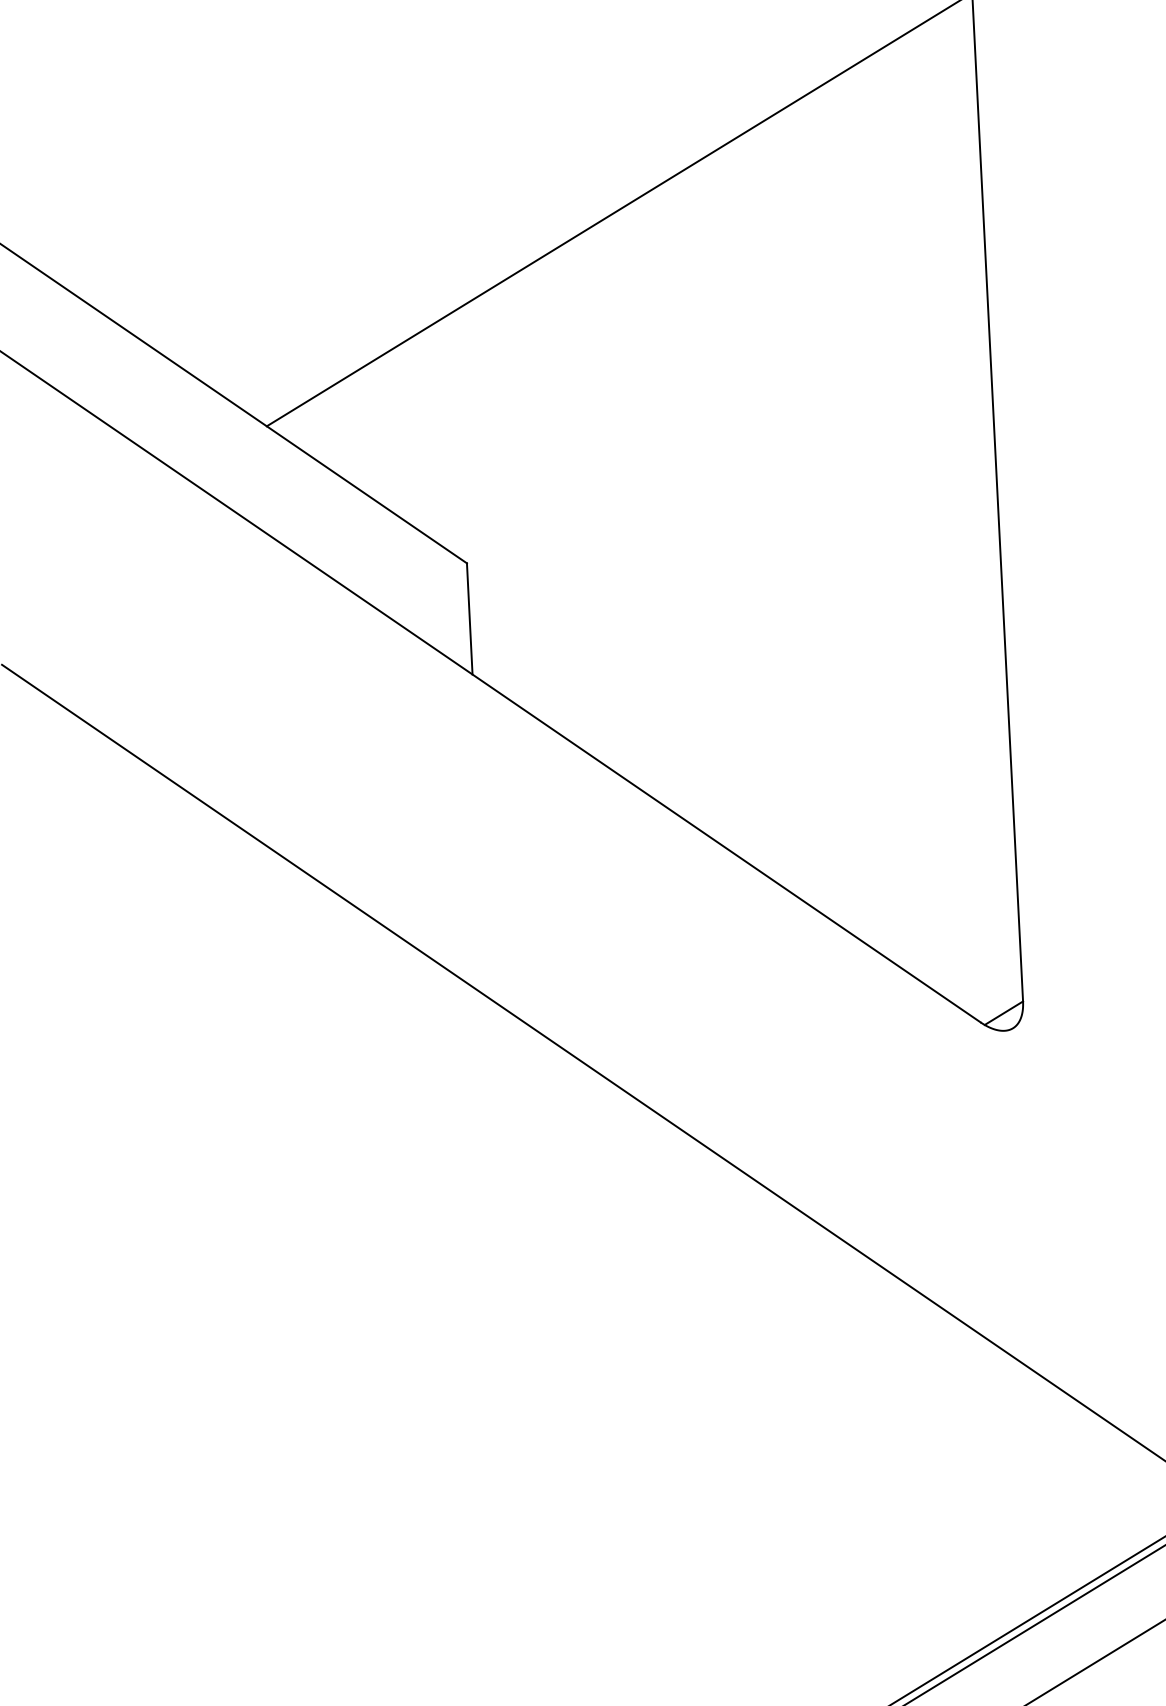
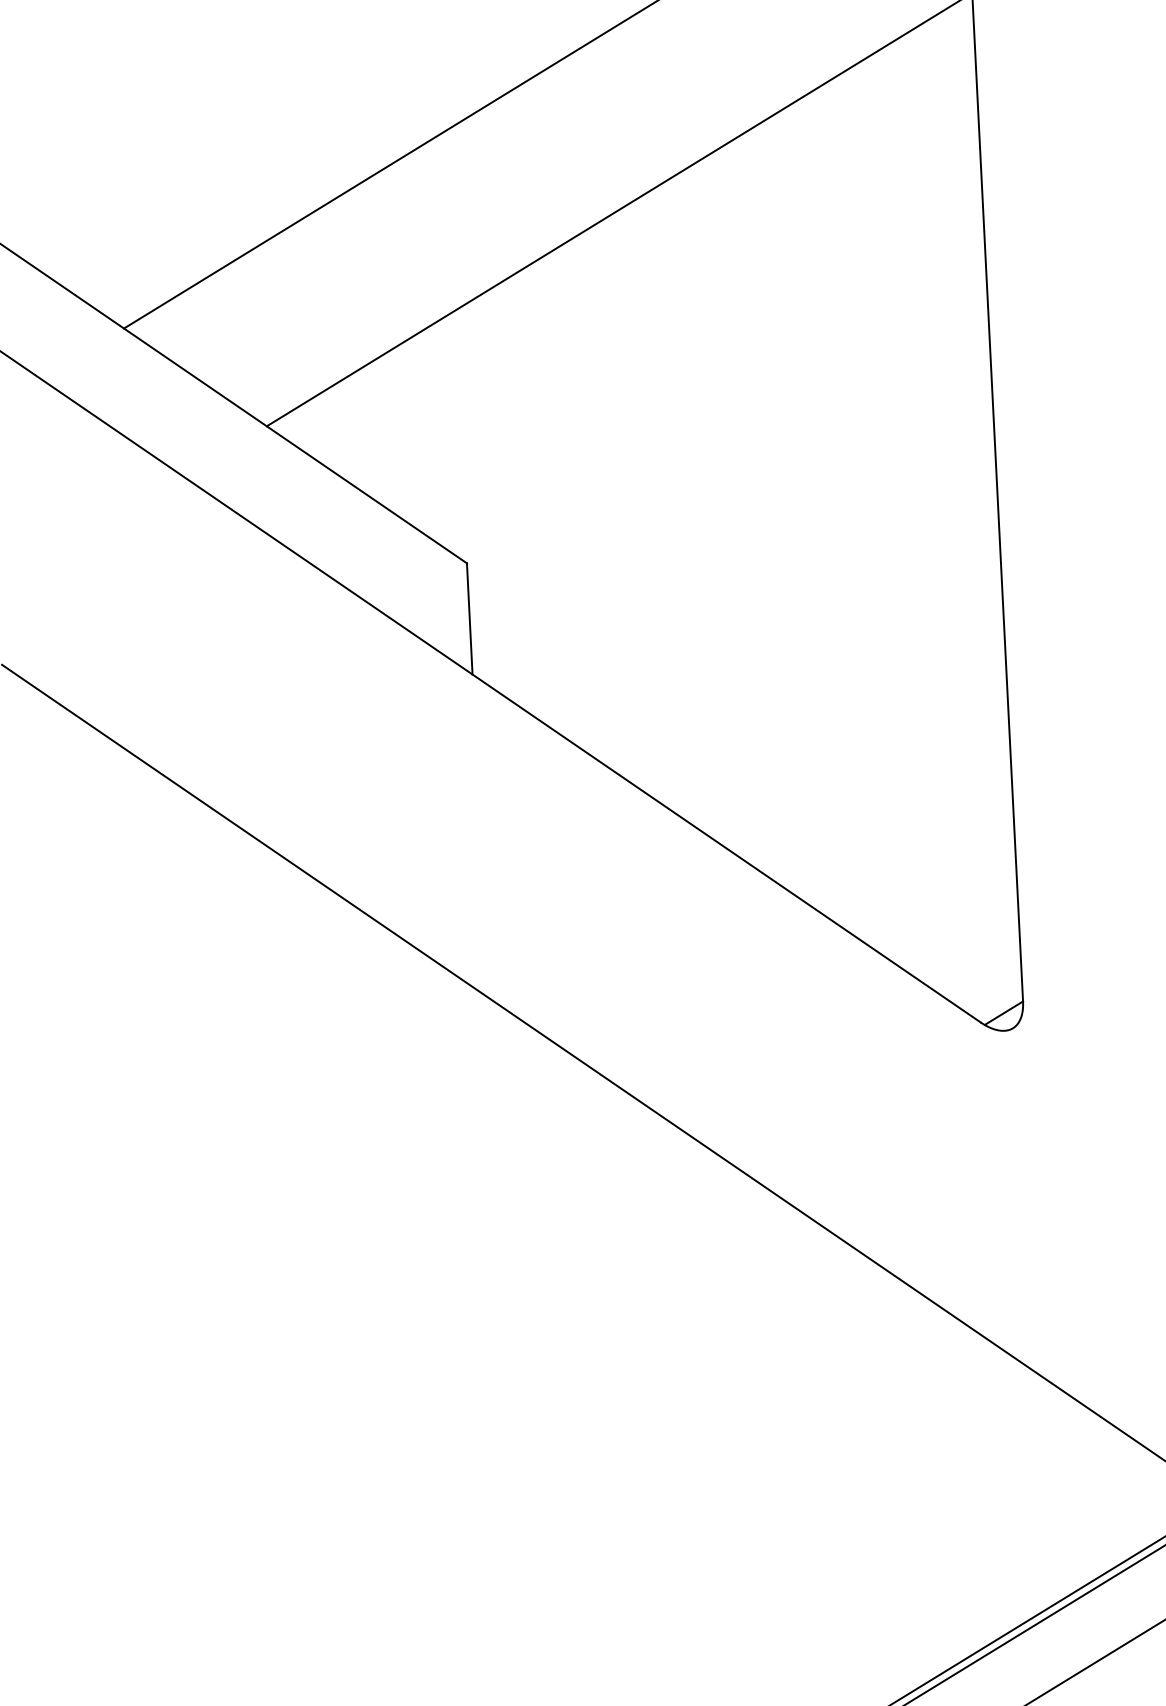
line: none -> present (389, 165)
